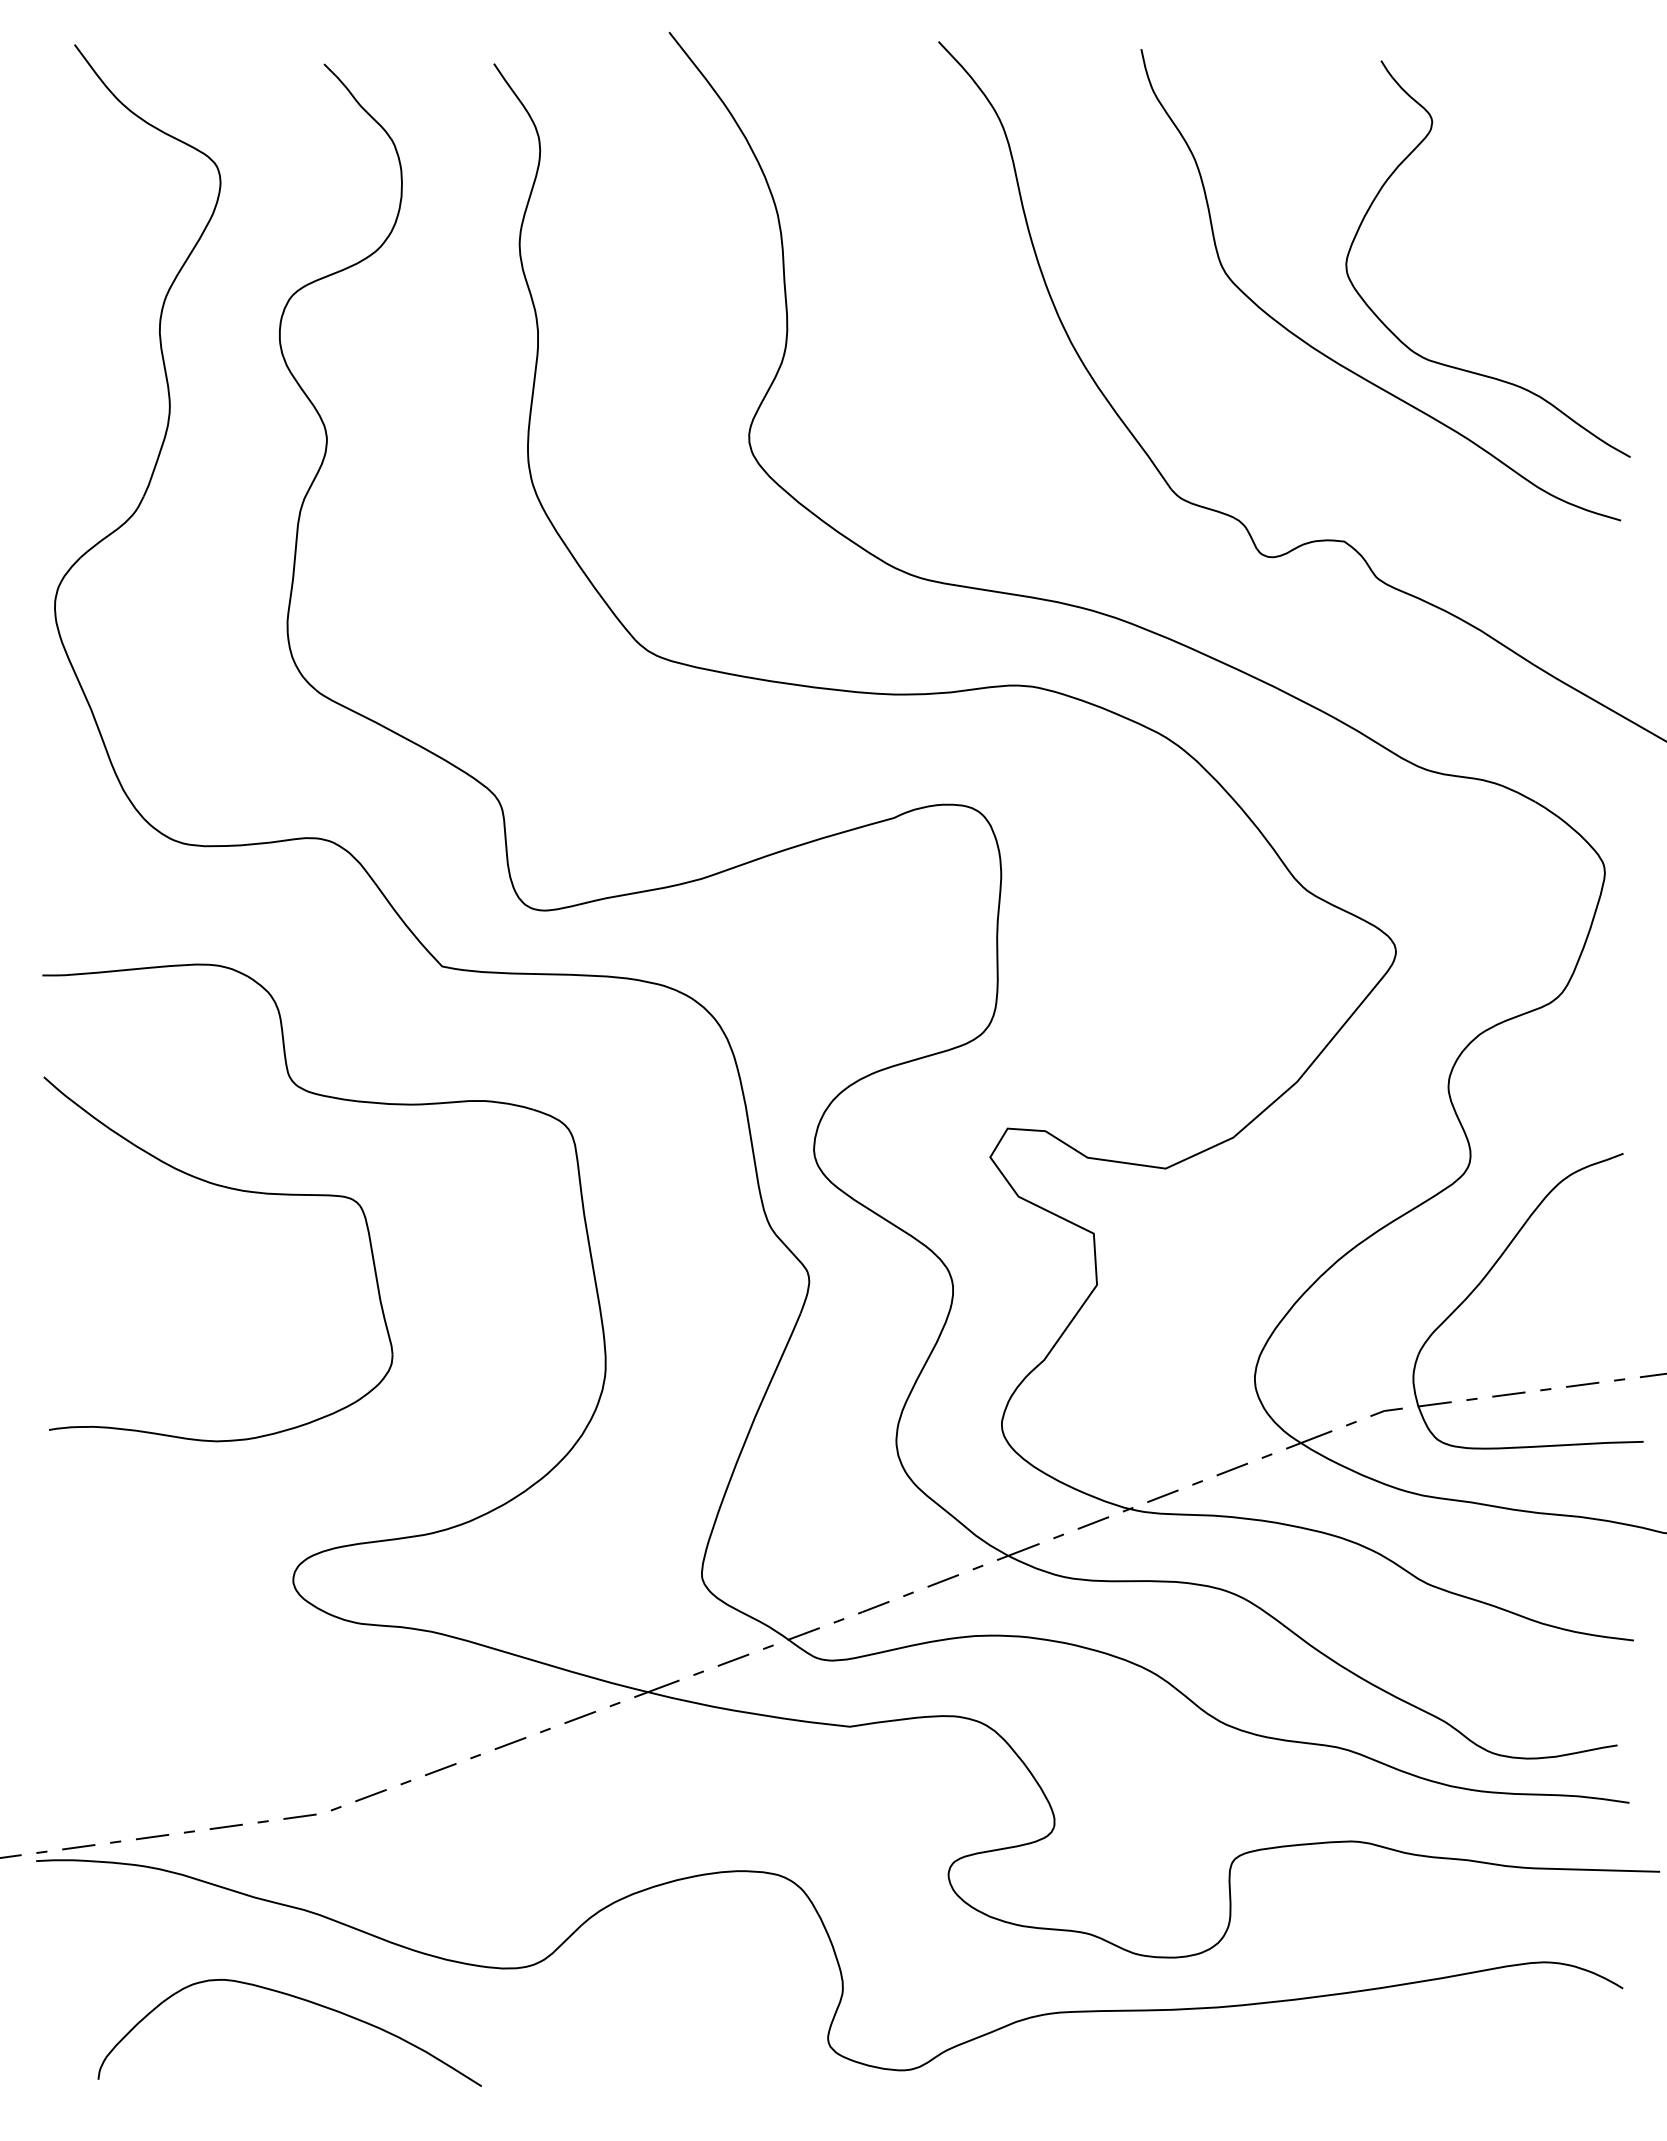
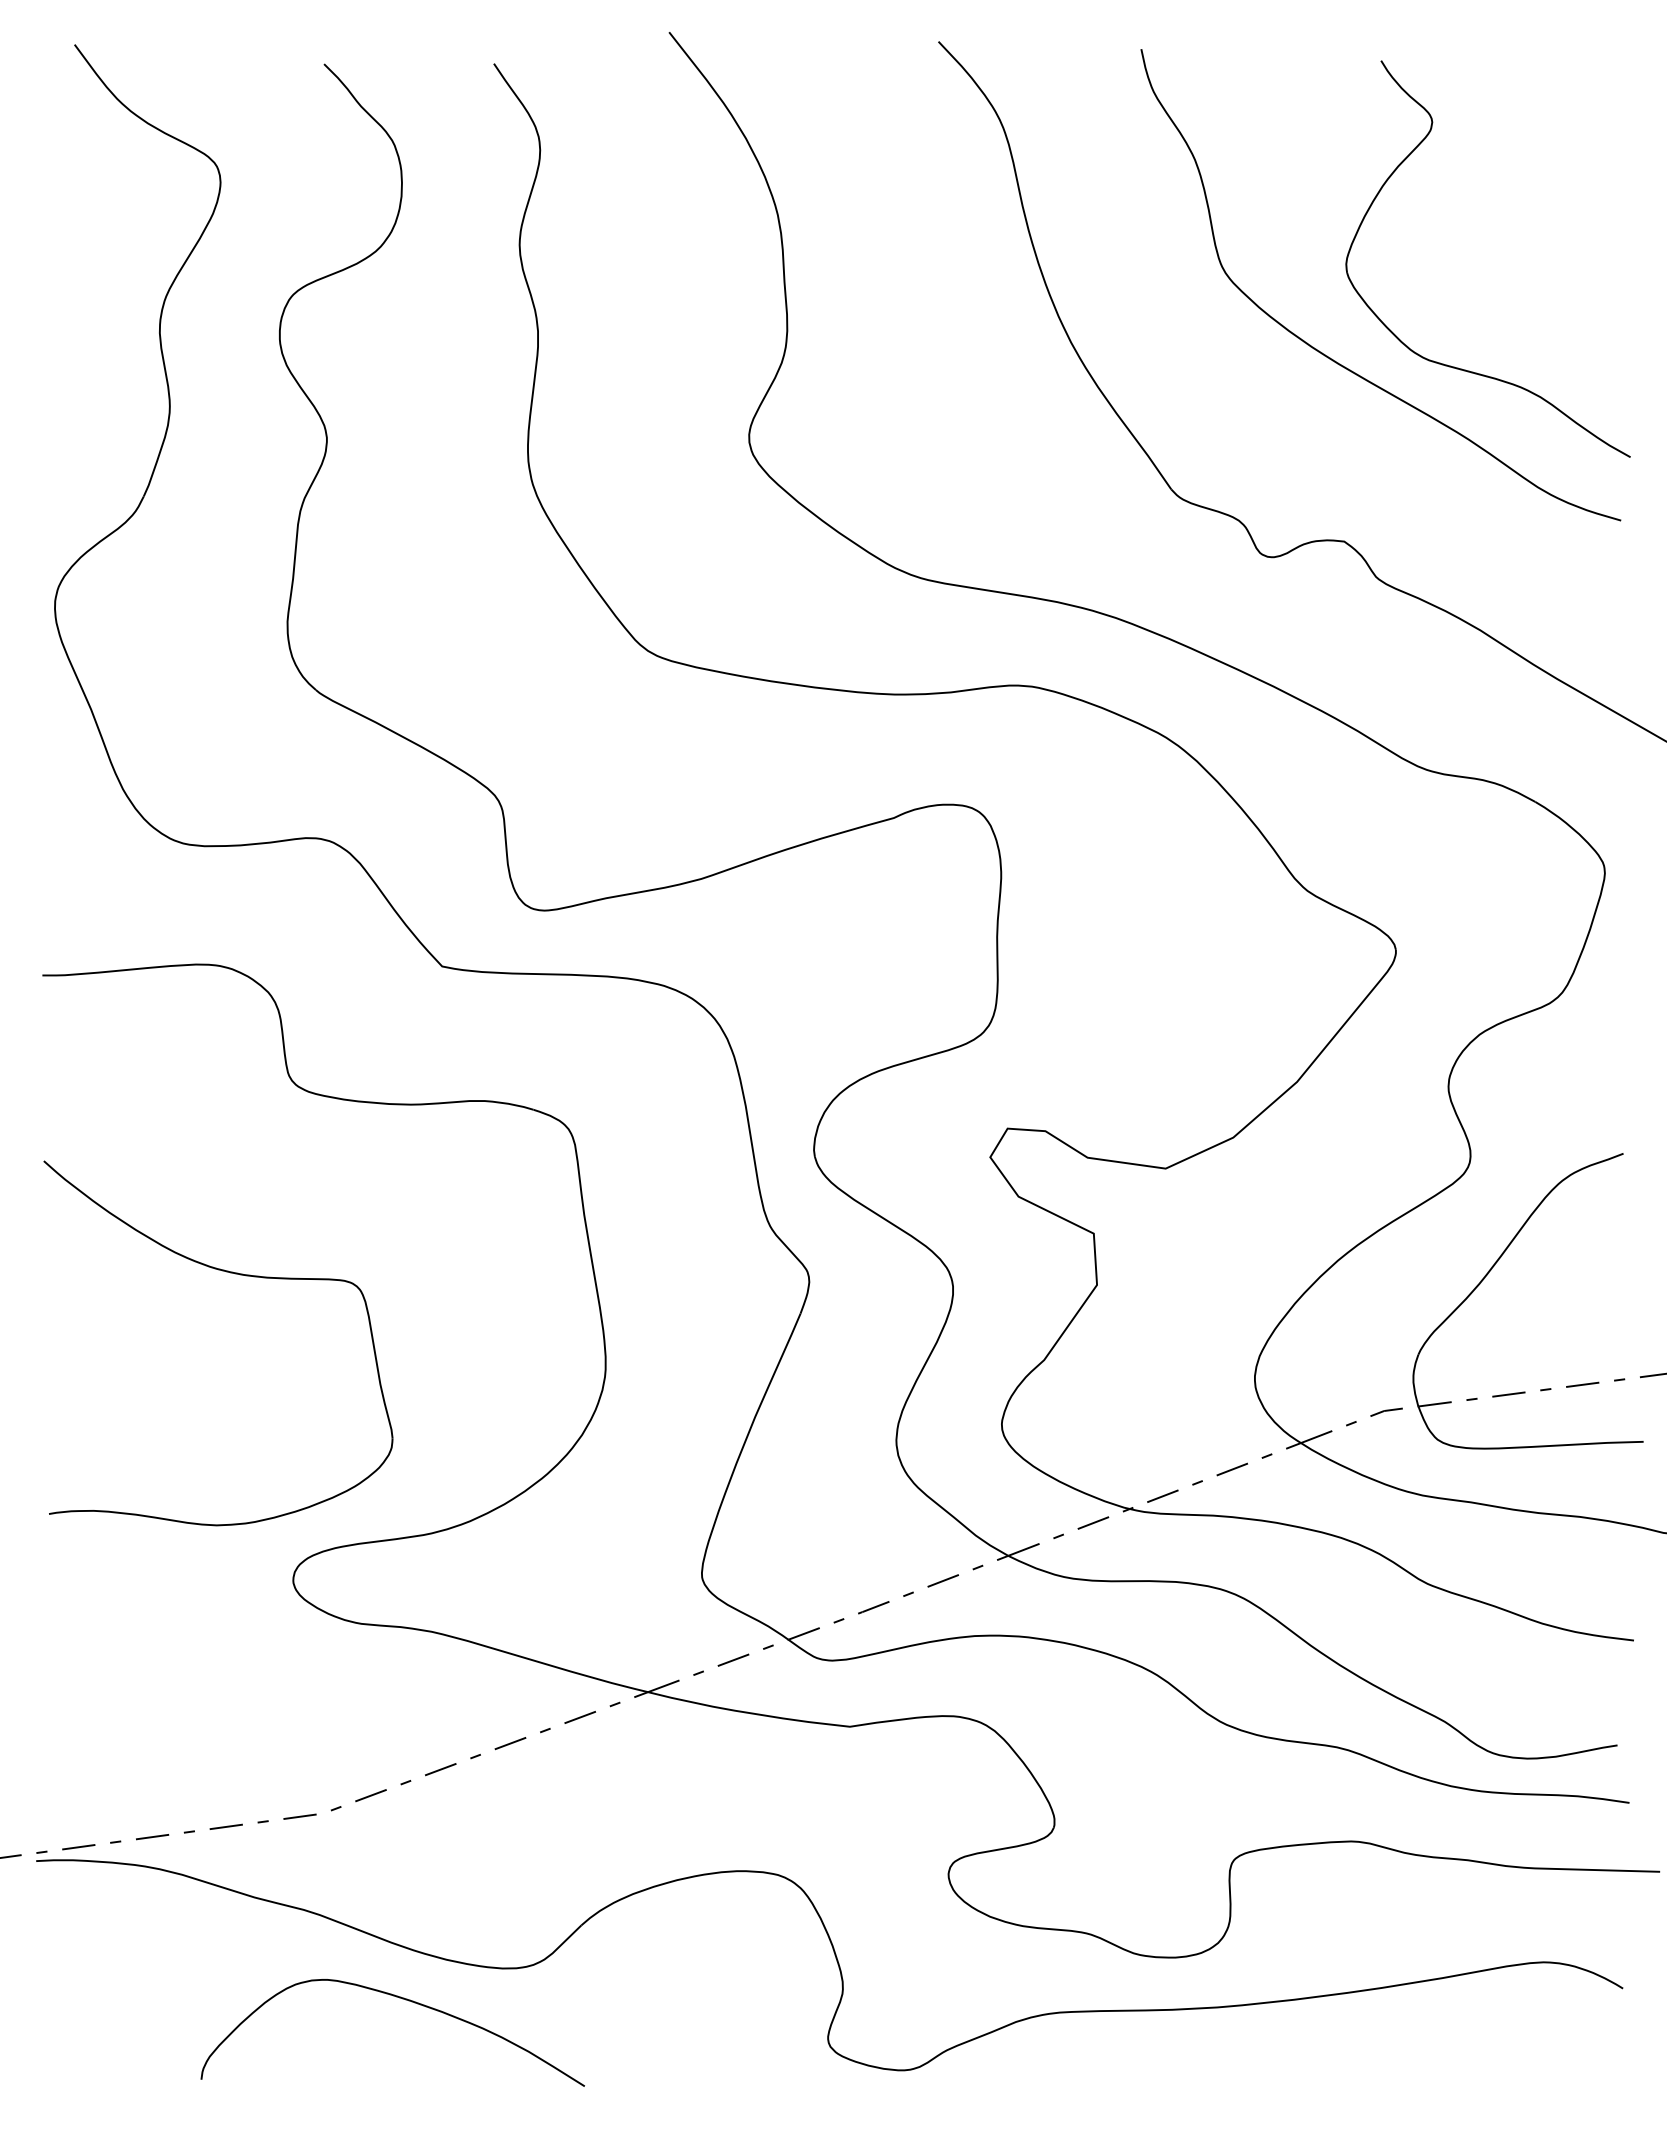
part position: (230, 1189) -> (230, 1273) (230, 1273)
curve position: (299, 1999) -> (402, 1999) (402, 1999)
